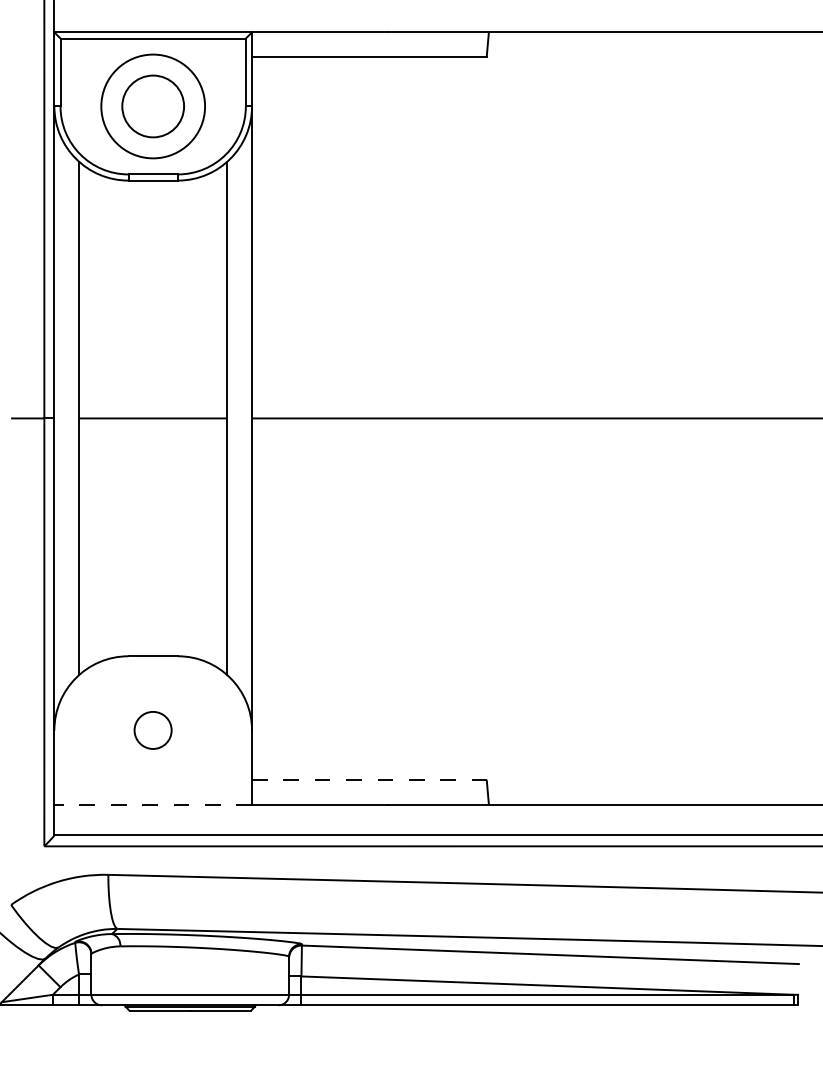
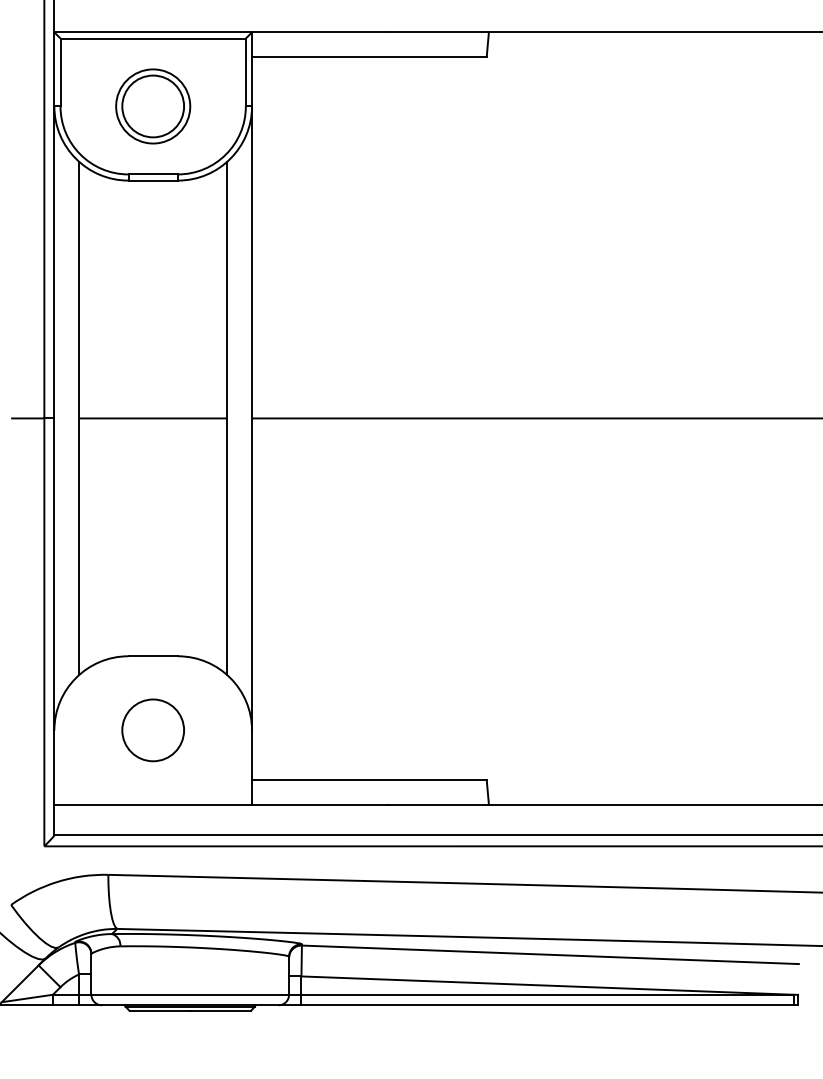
circle diameter: 104 px -> 74 px (153, 106)
circle size: 40x39 px -> 64x65 px (152, 730)
line: dashed -> solid (369, 779)
line: dashed -> solid (153, 804)
